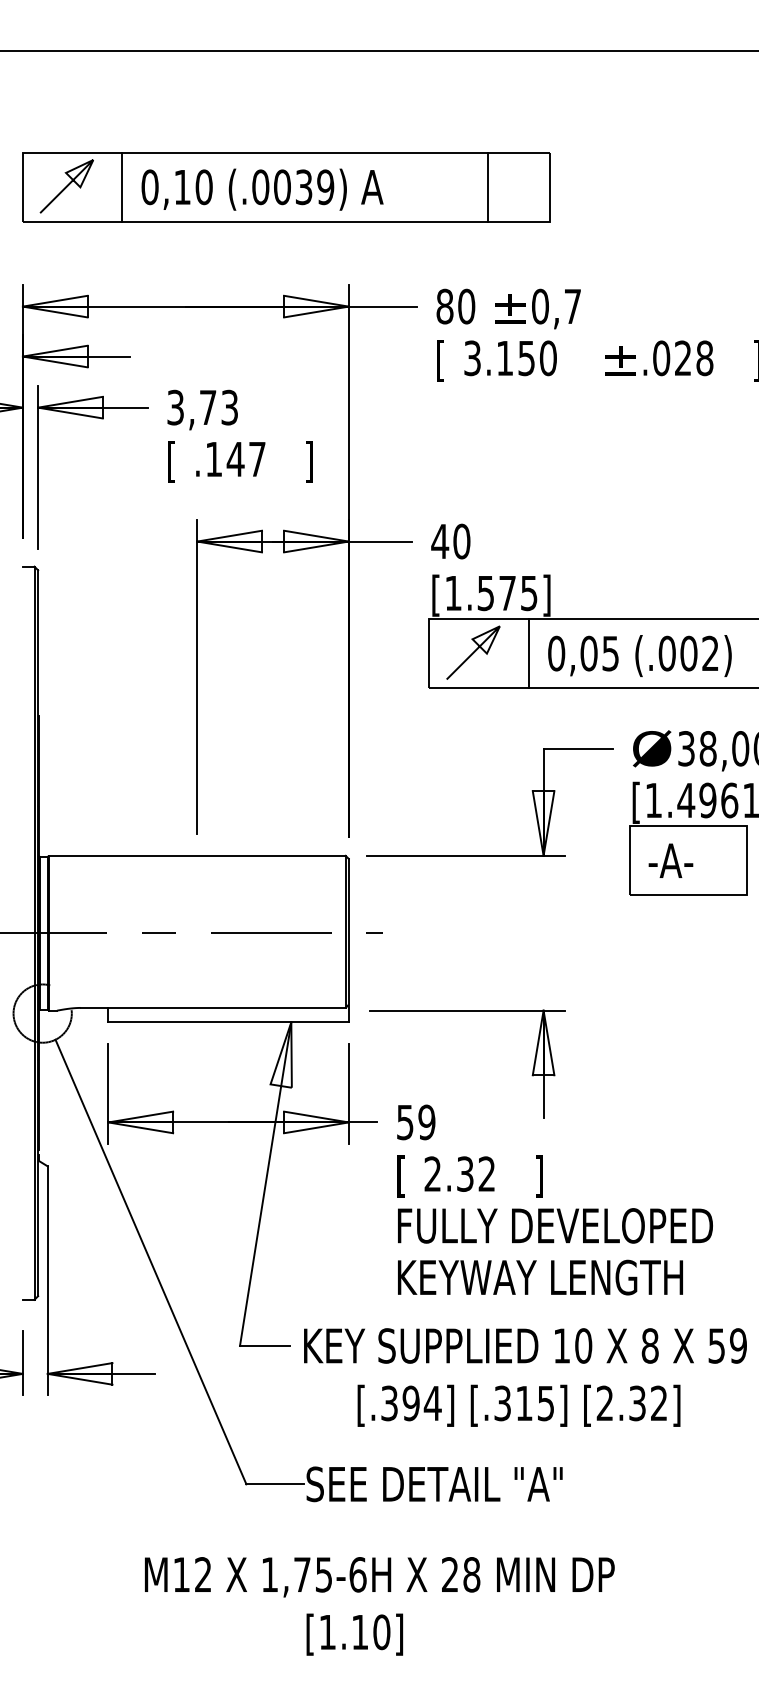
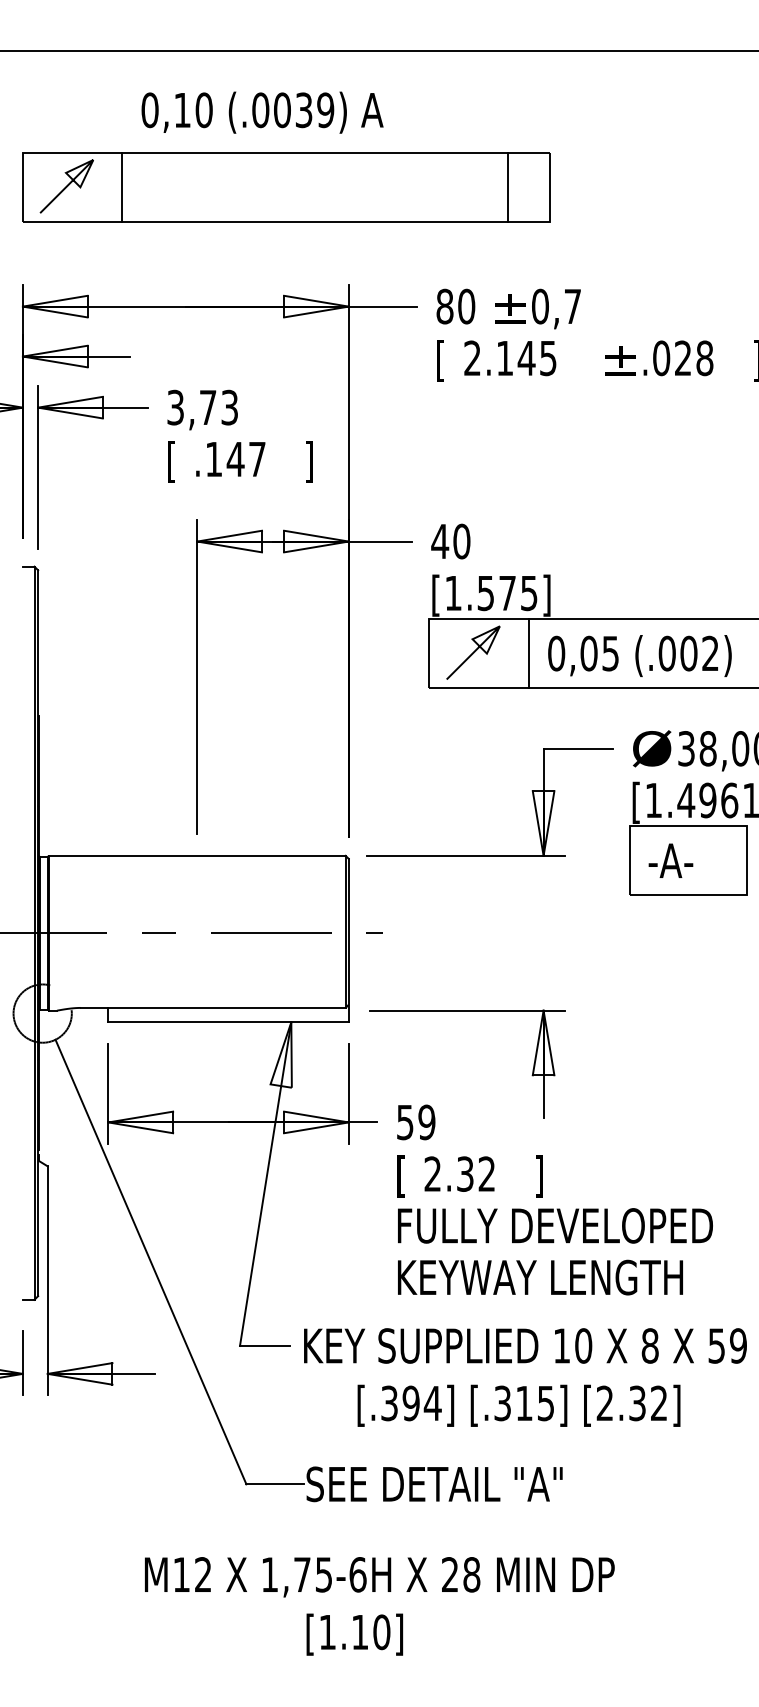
line position: (487, 186) -> (507, 186) (507, 186)
text position: (262, 189) -> (262, 112) (262, 112)
text: 3.150 -> 2.145 (510, 358)
